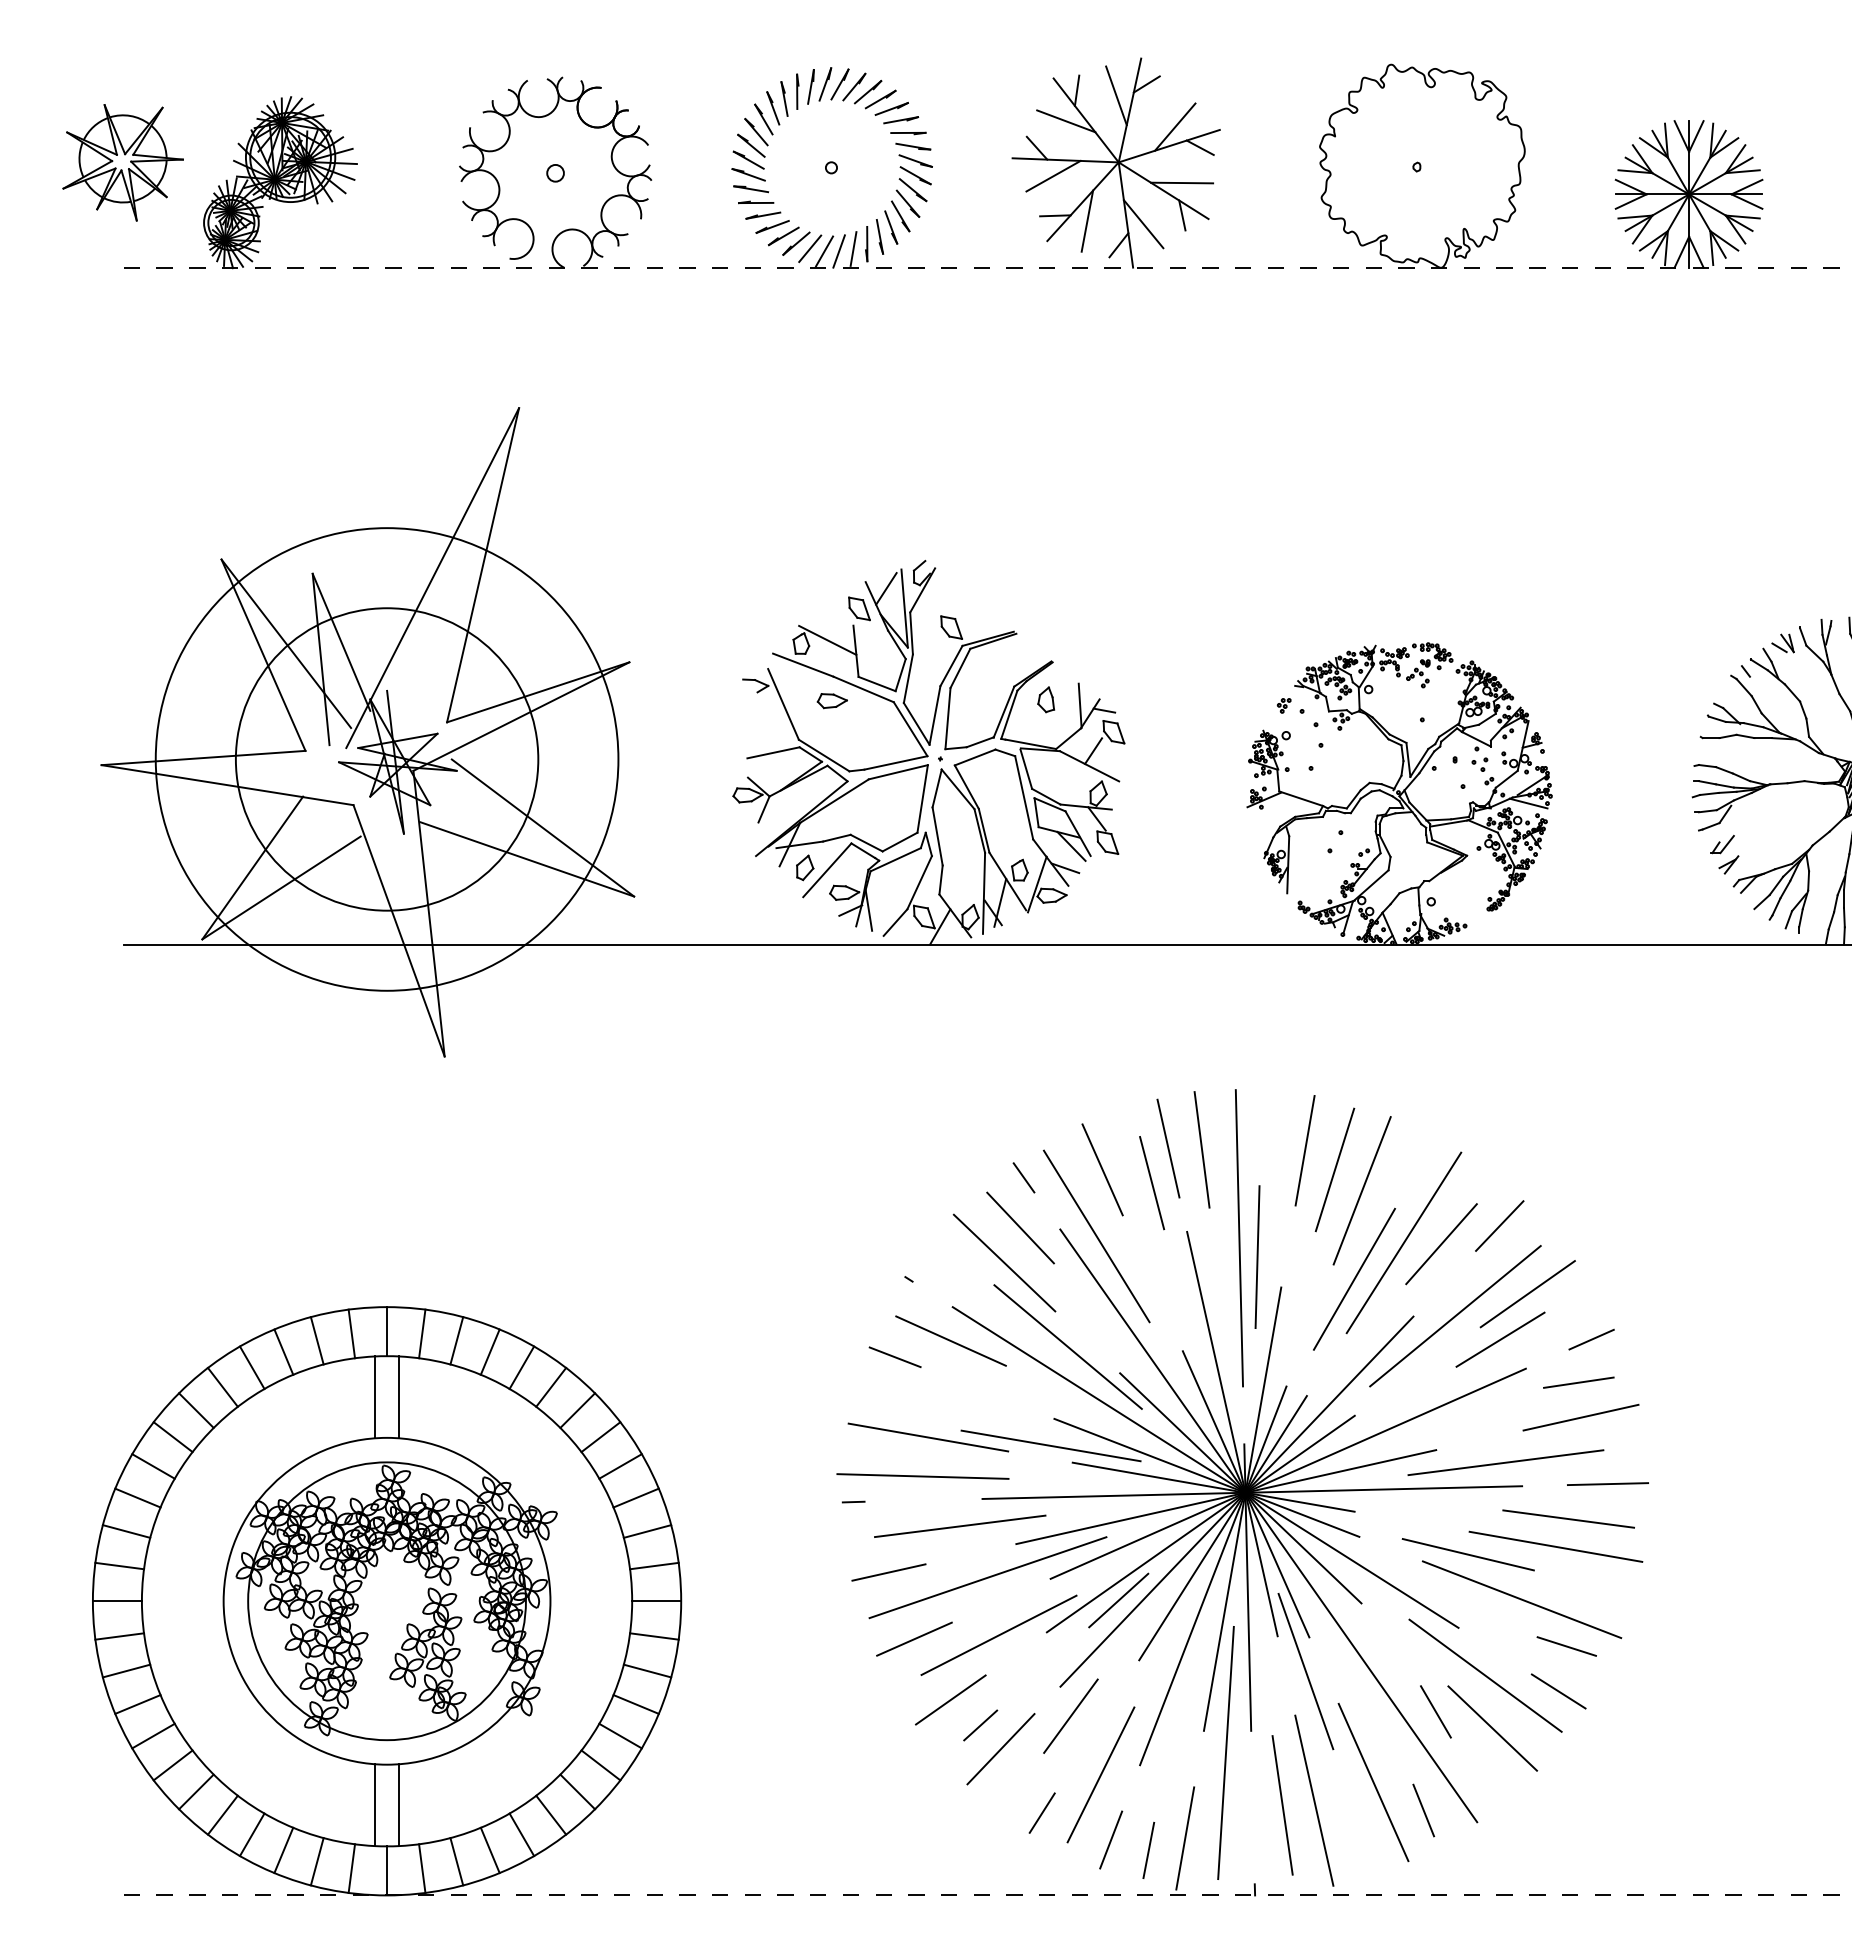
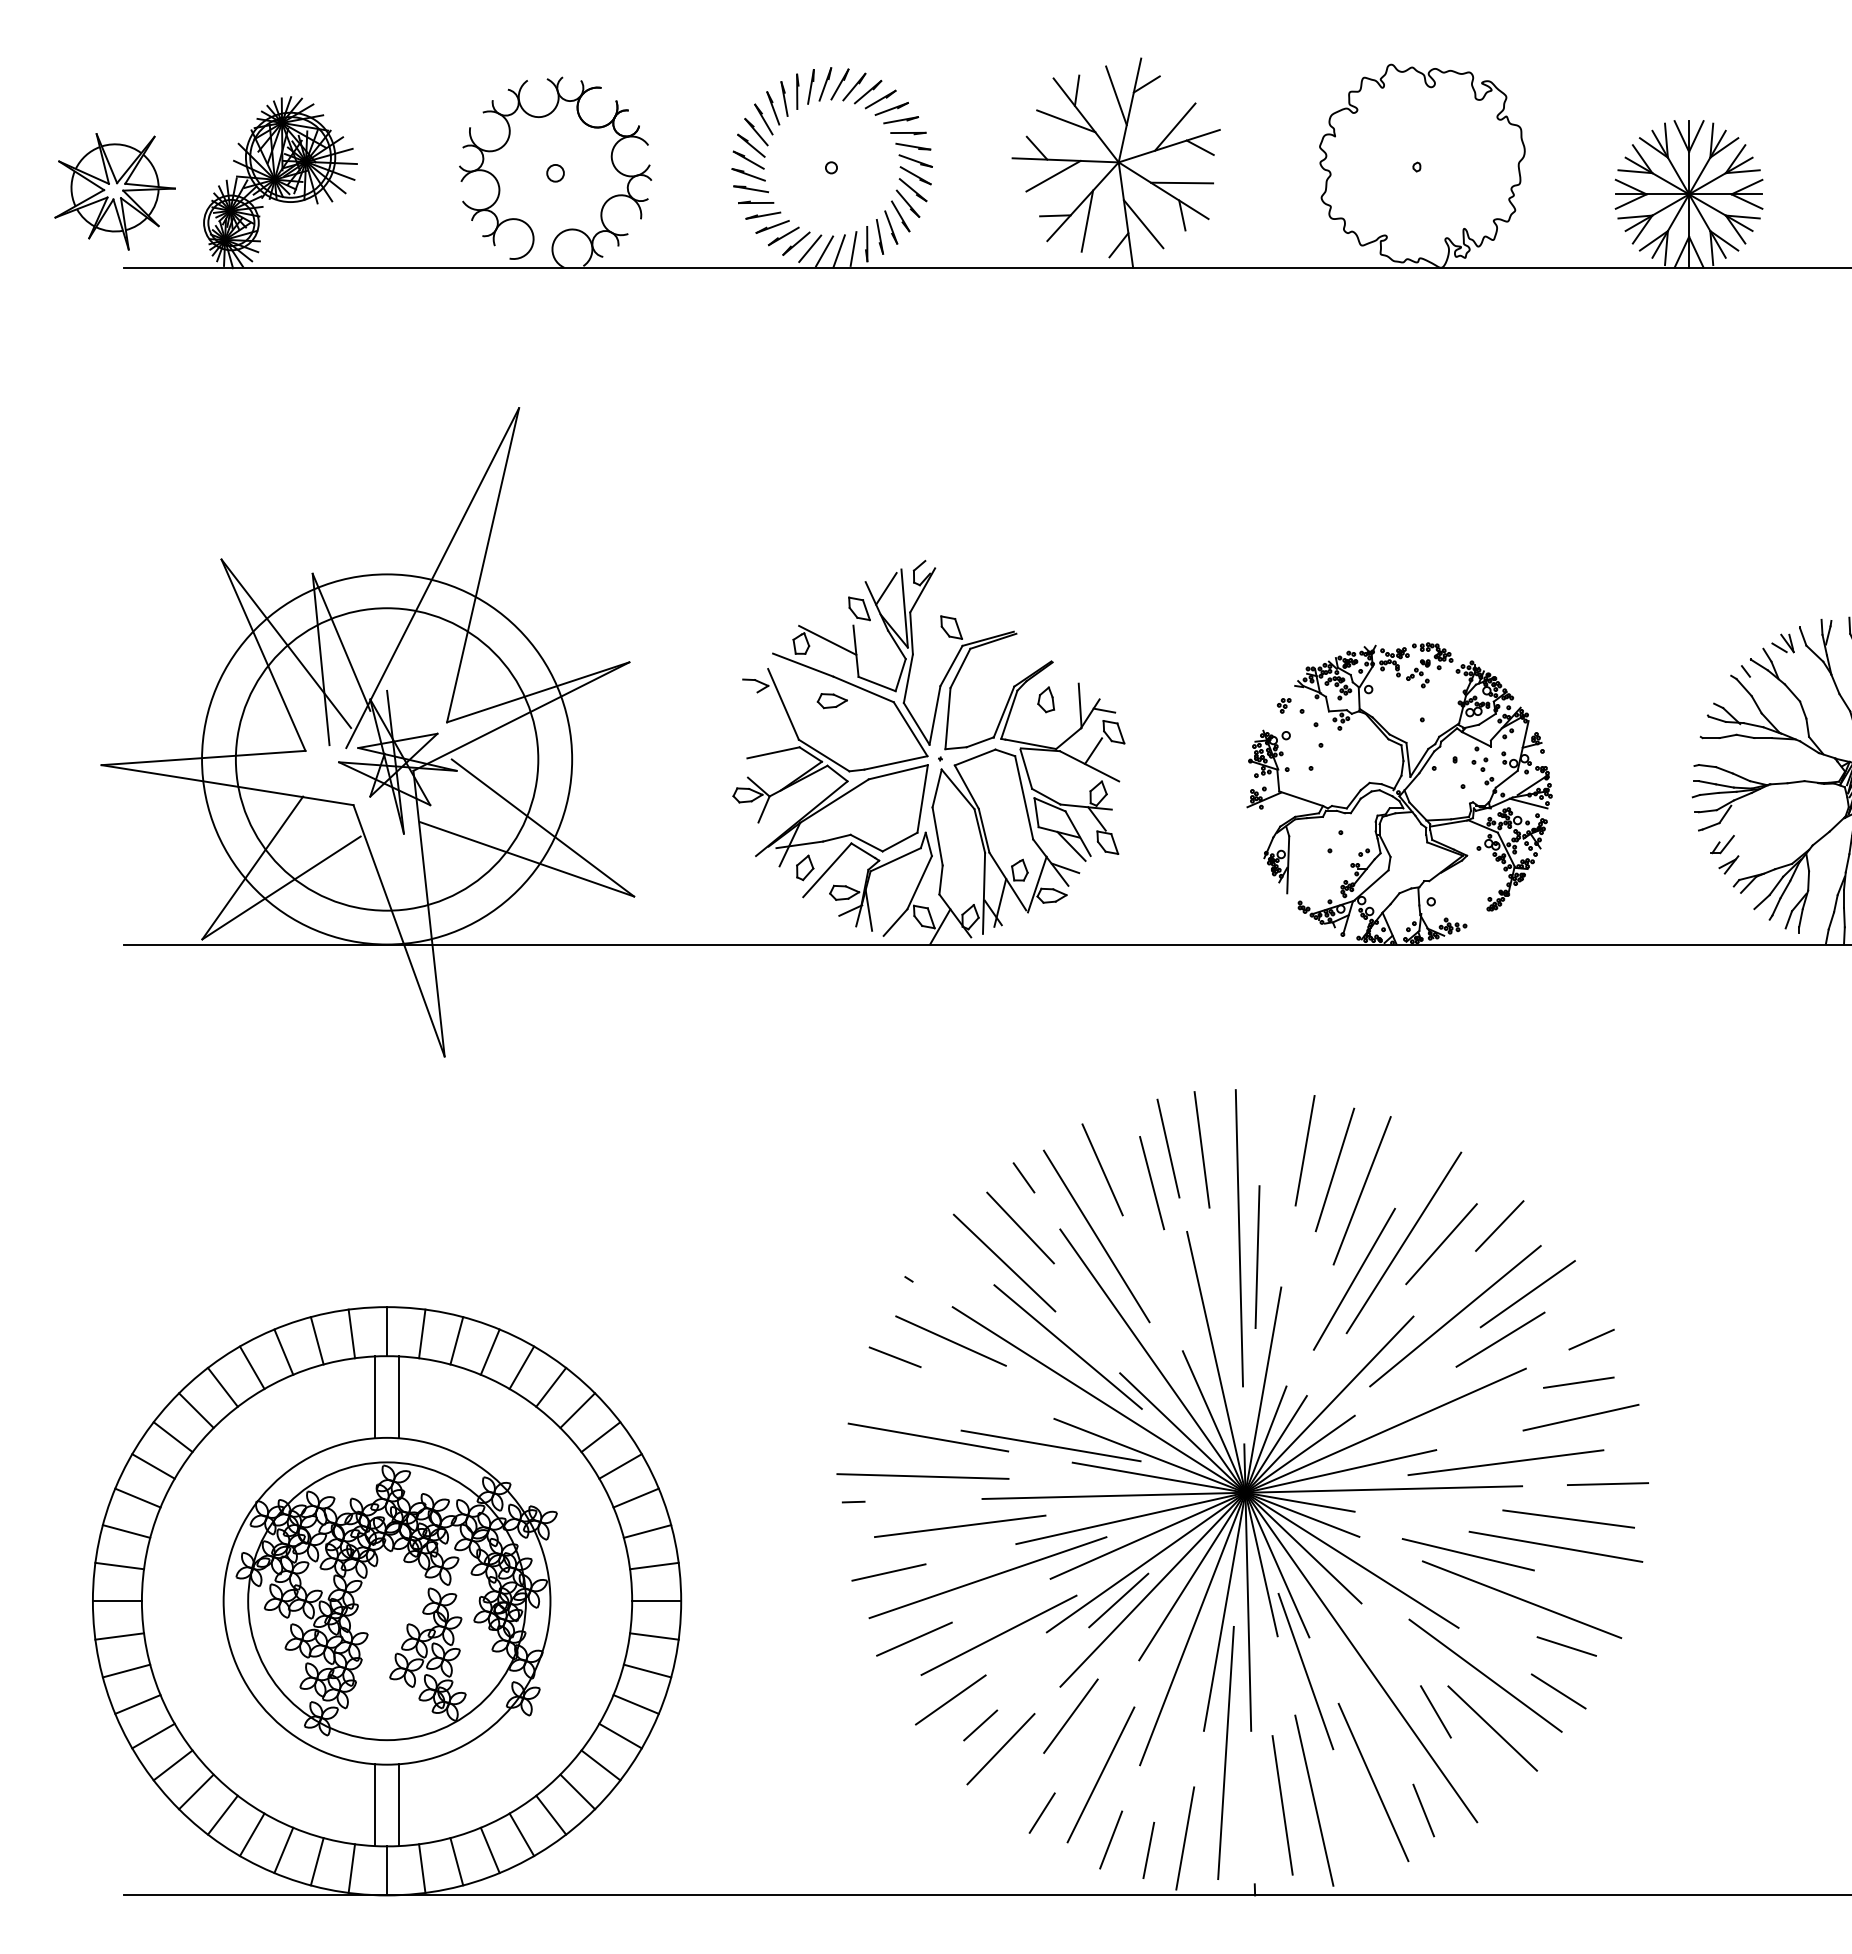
part position: (122, 162) -> (114, 191) (114, 191)
line: dashed -> solid (988, 267)
circle diameter: 463 px -> 370 px (387, 759)
line: dashed -> solid (988, 1895)
